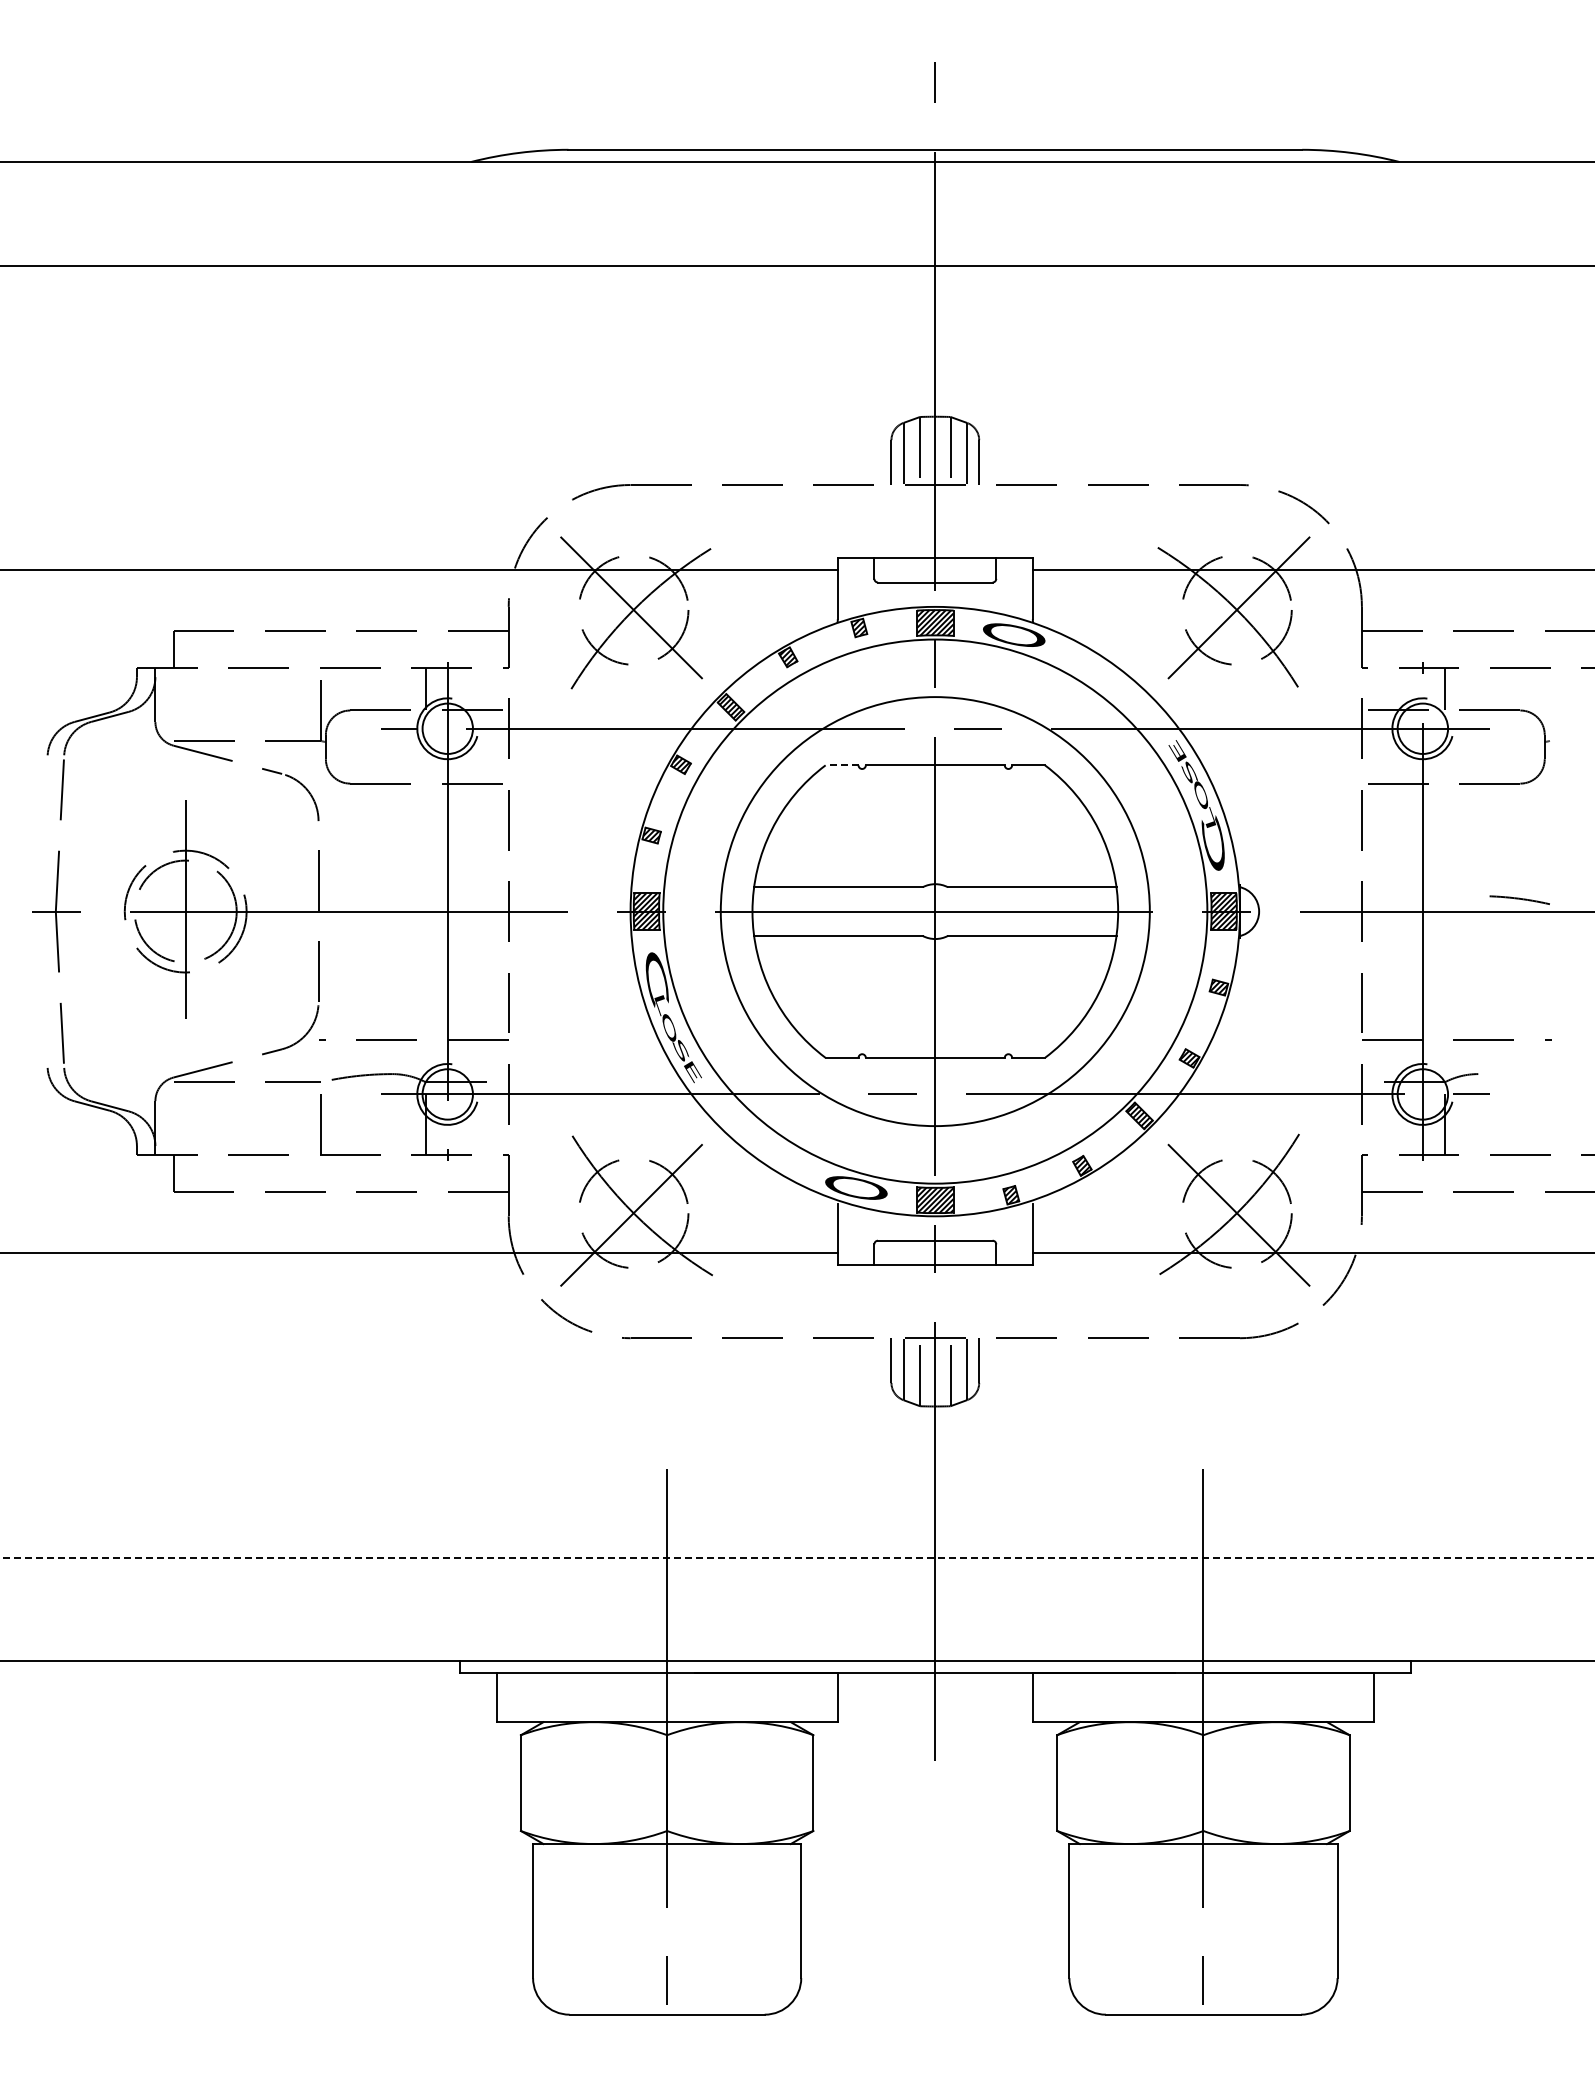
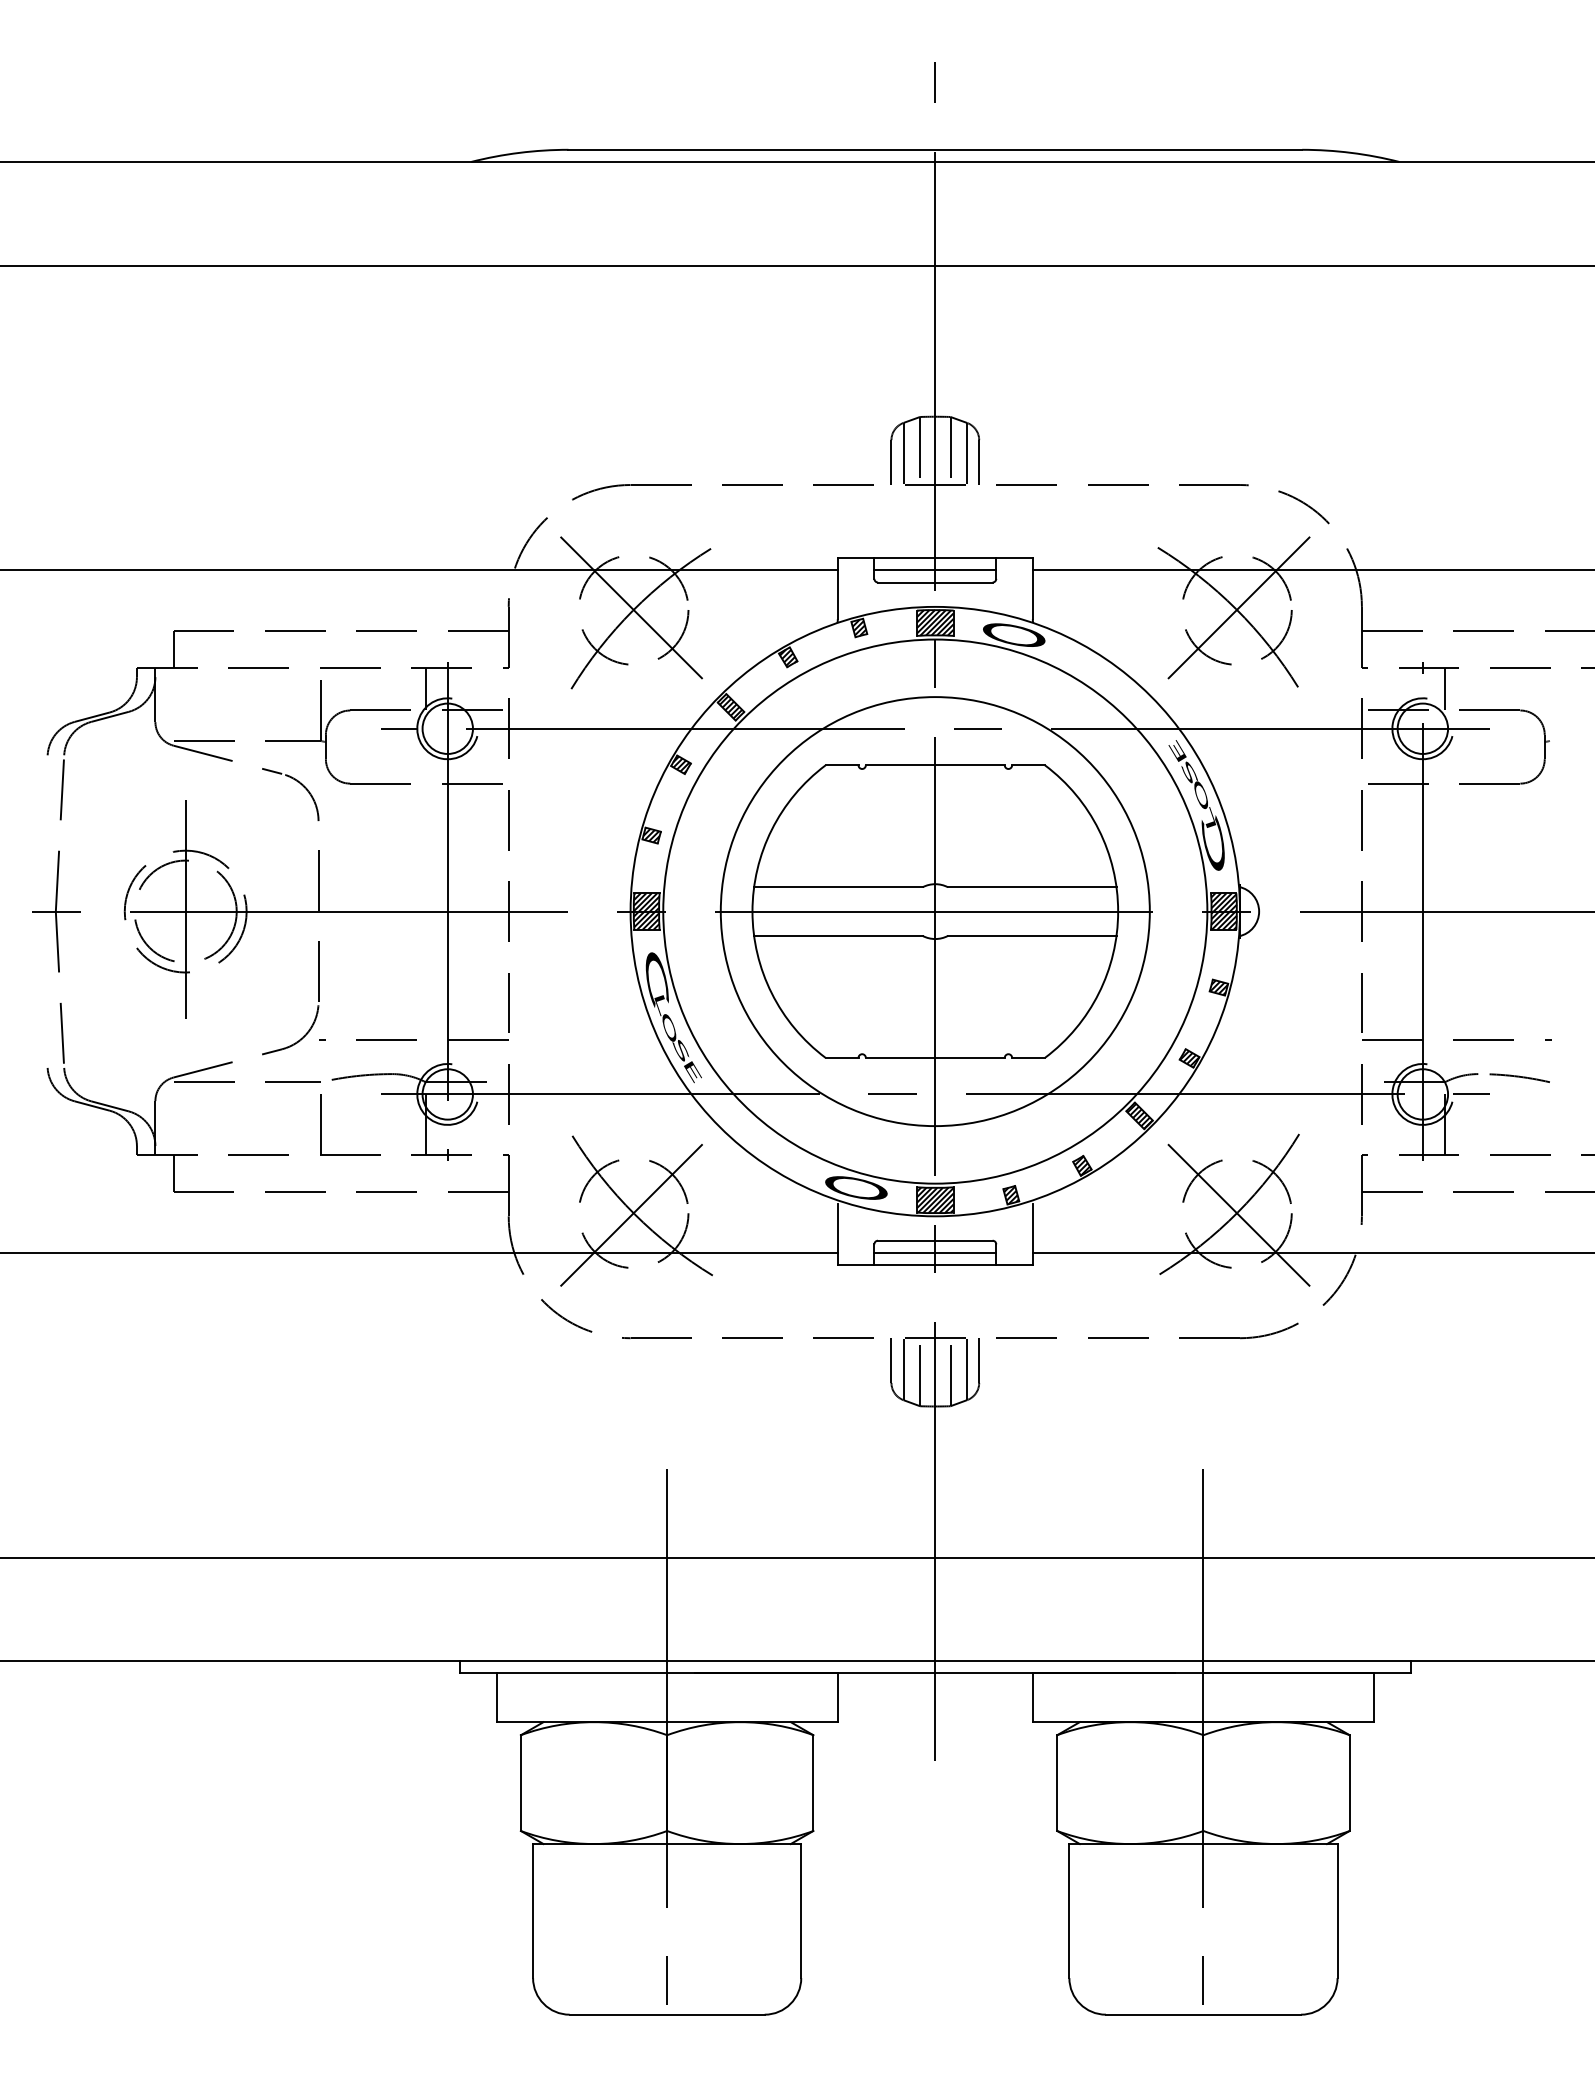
line: none -> present (935, 570)
line: dashed -> solid (841, 765)
arc position: (1519, 899) -> (1519, 1077) (1519, 1077)
line: none -> present (935, 1252)
line: dashed -> solid (797, 1557)
